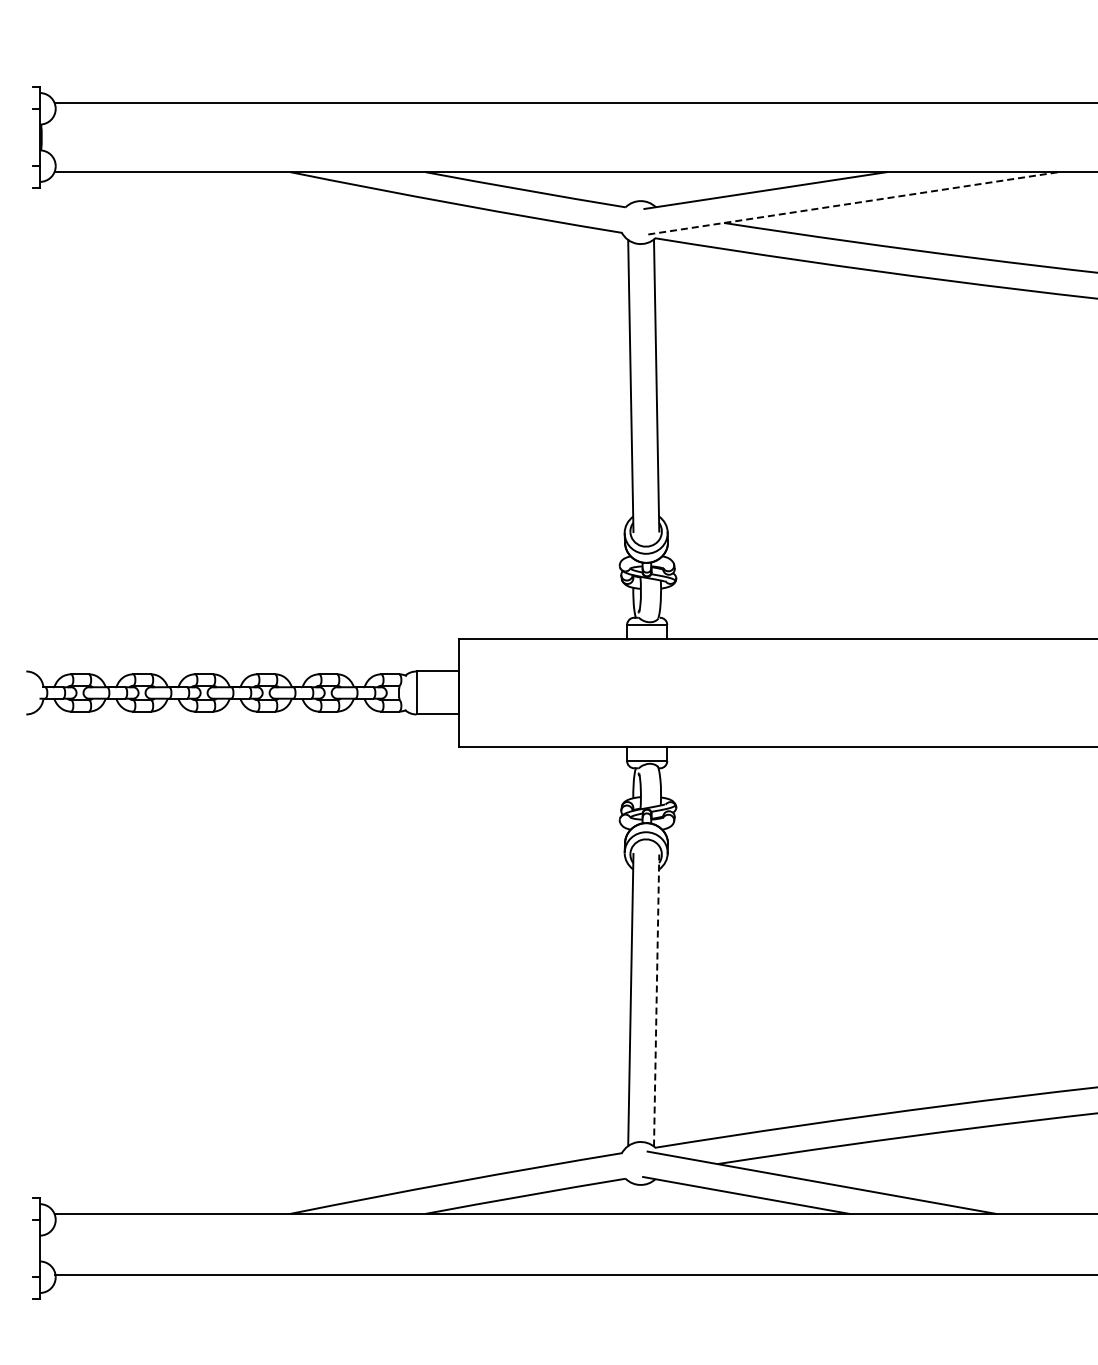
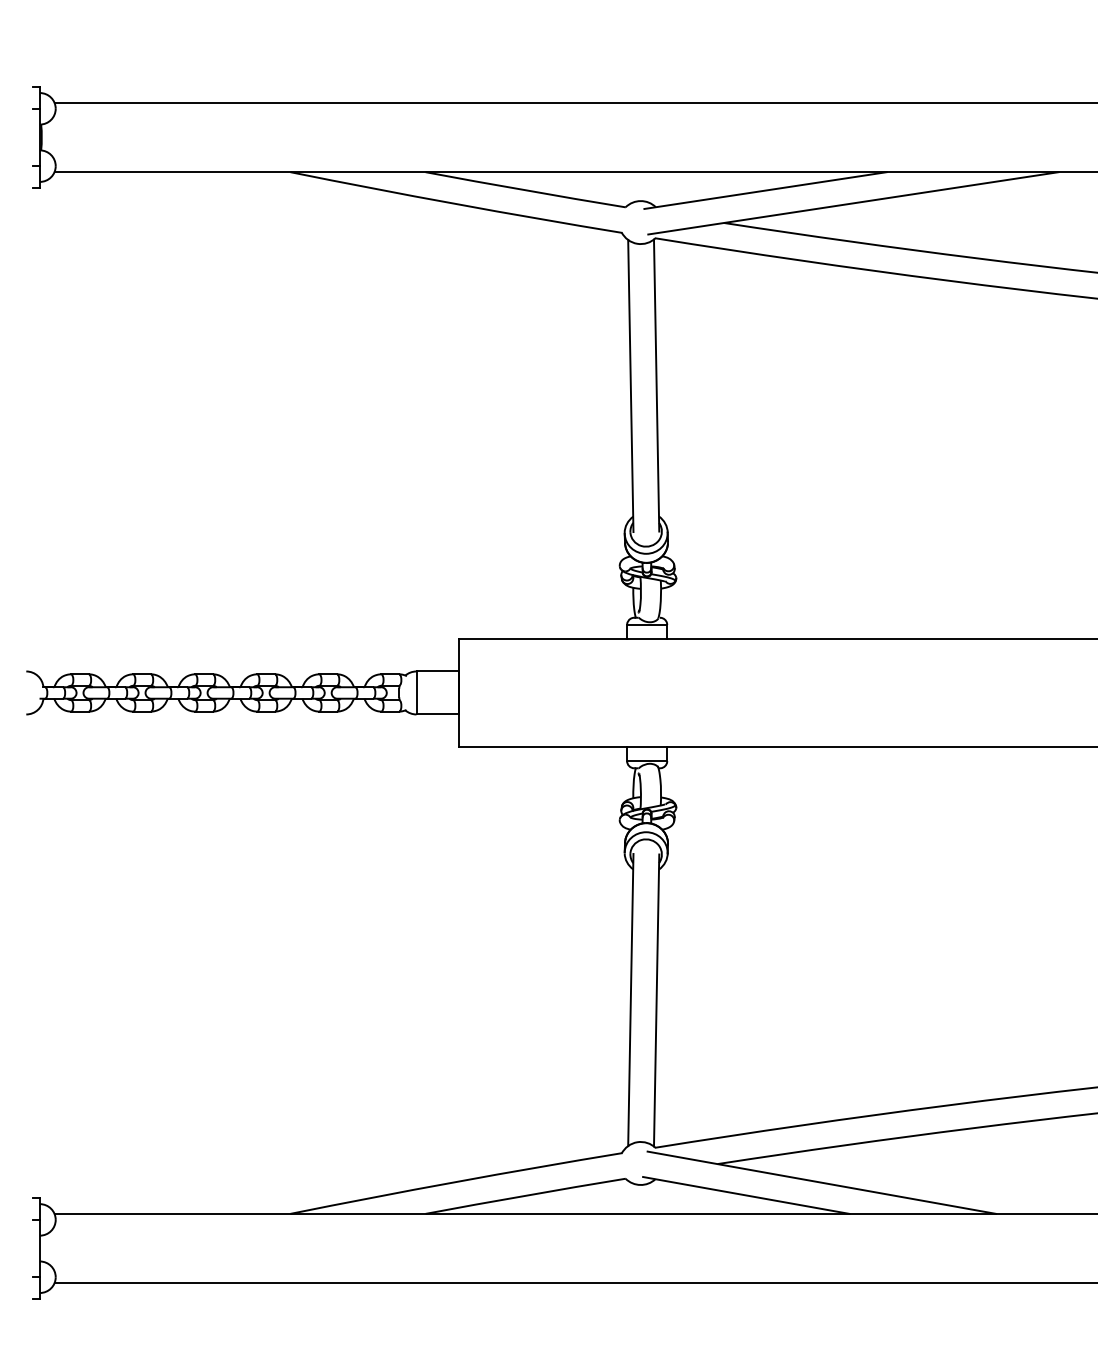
line: dashed -> solid (853, 203)
line: dashed -> solid (656, 1000)
line position: (574, 1275) -> (574, 1283) (574, 1283)
